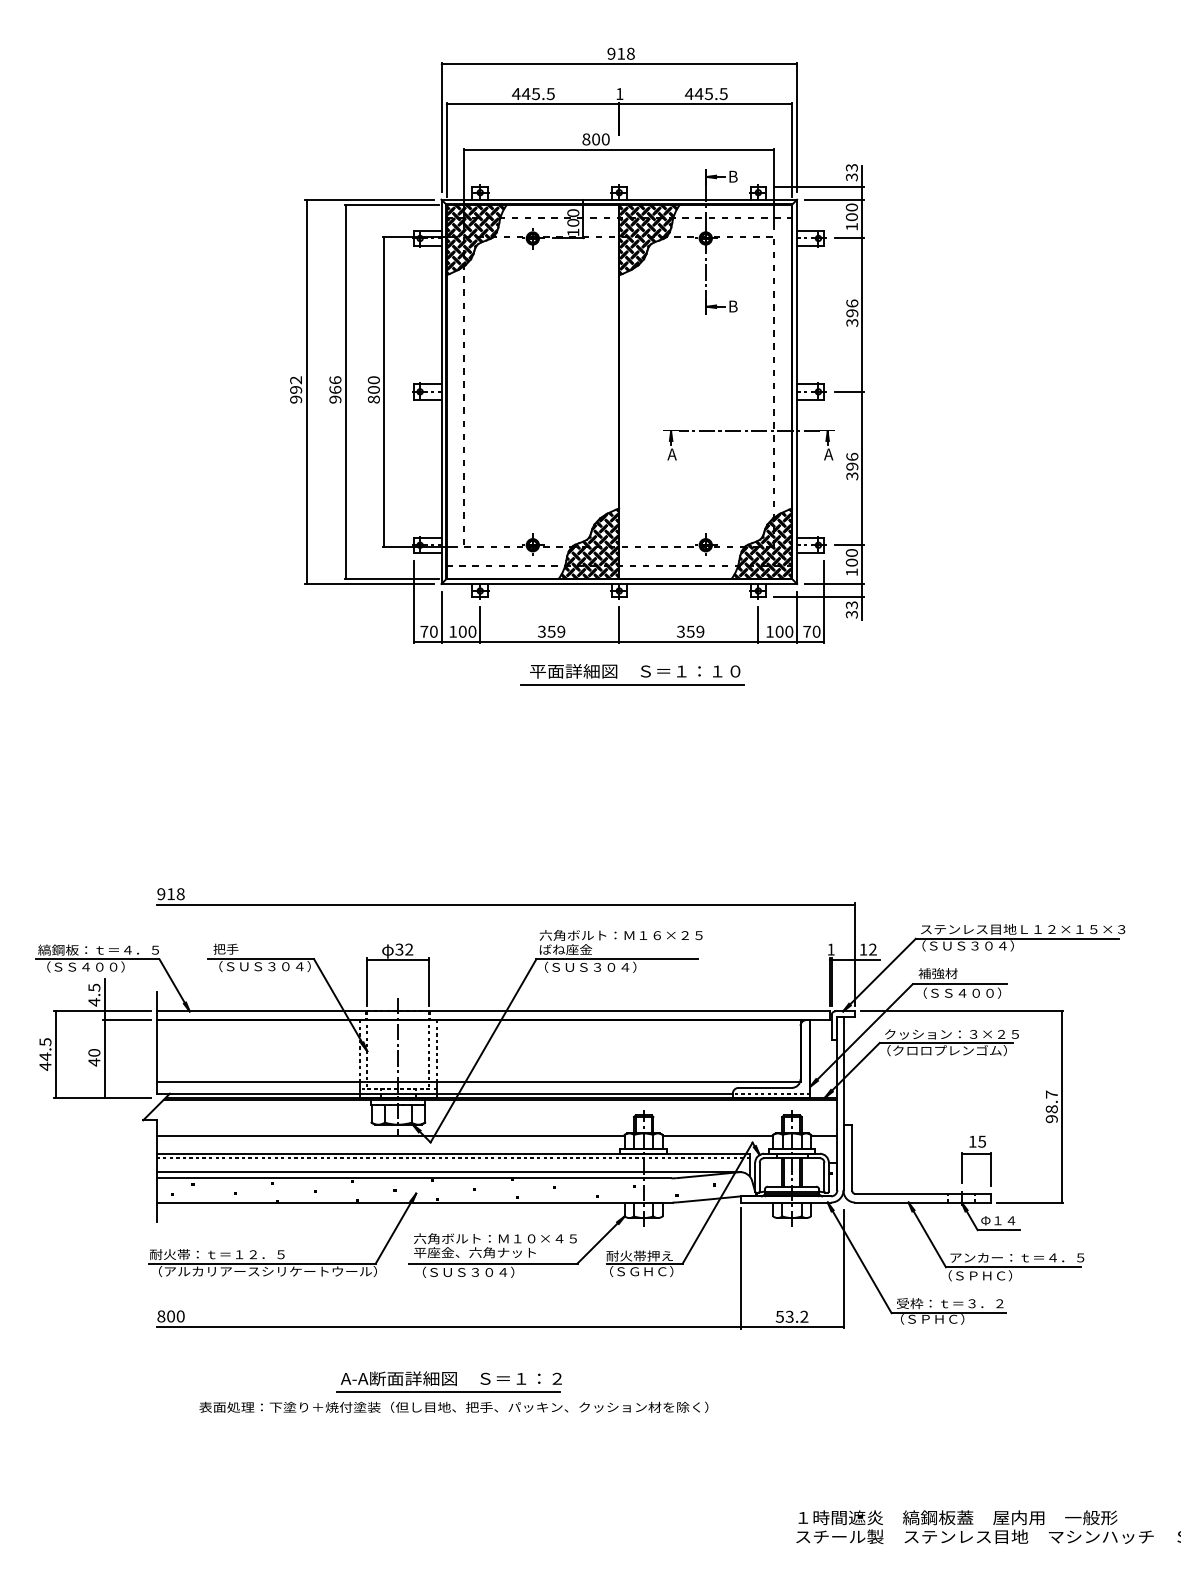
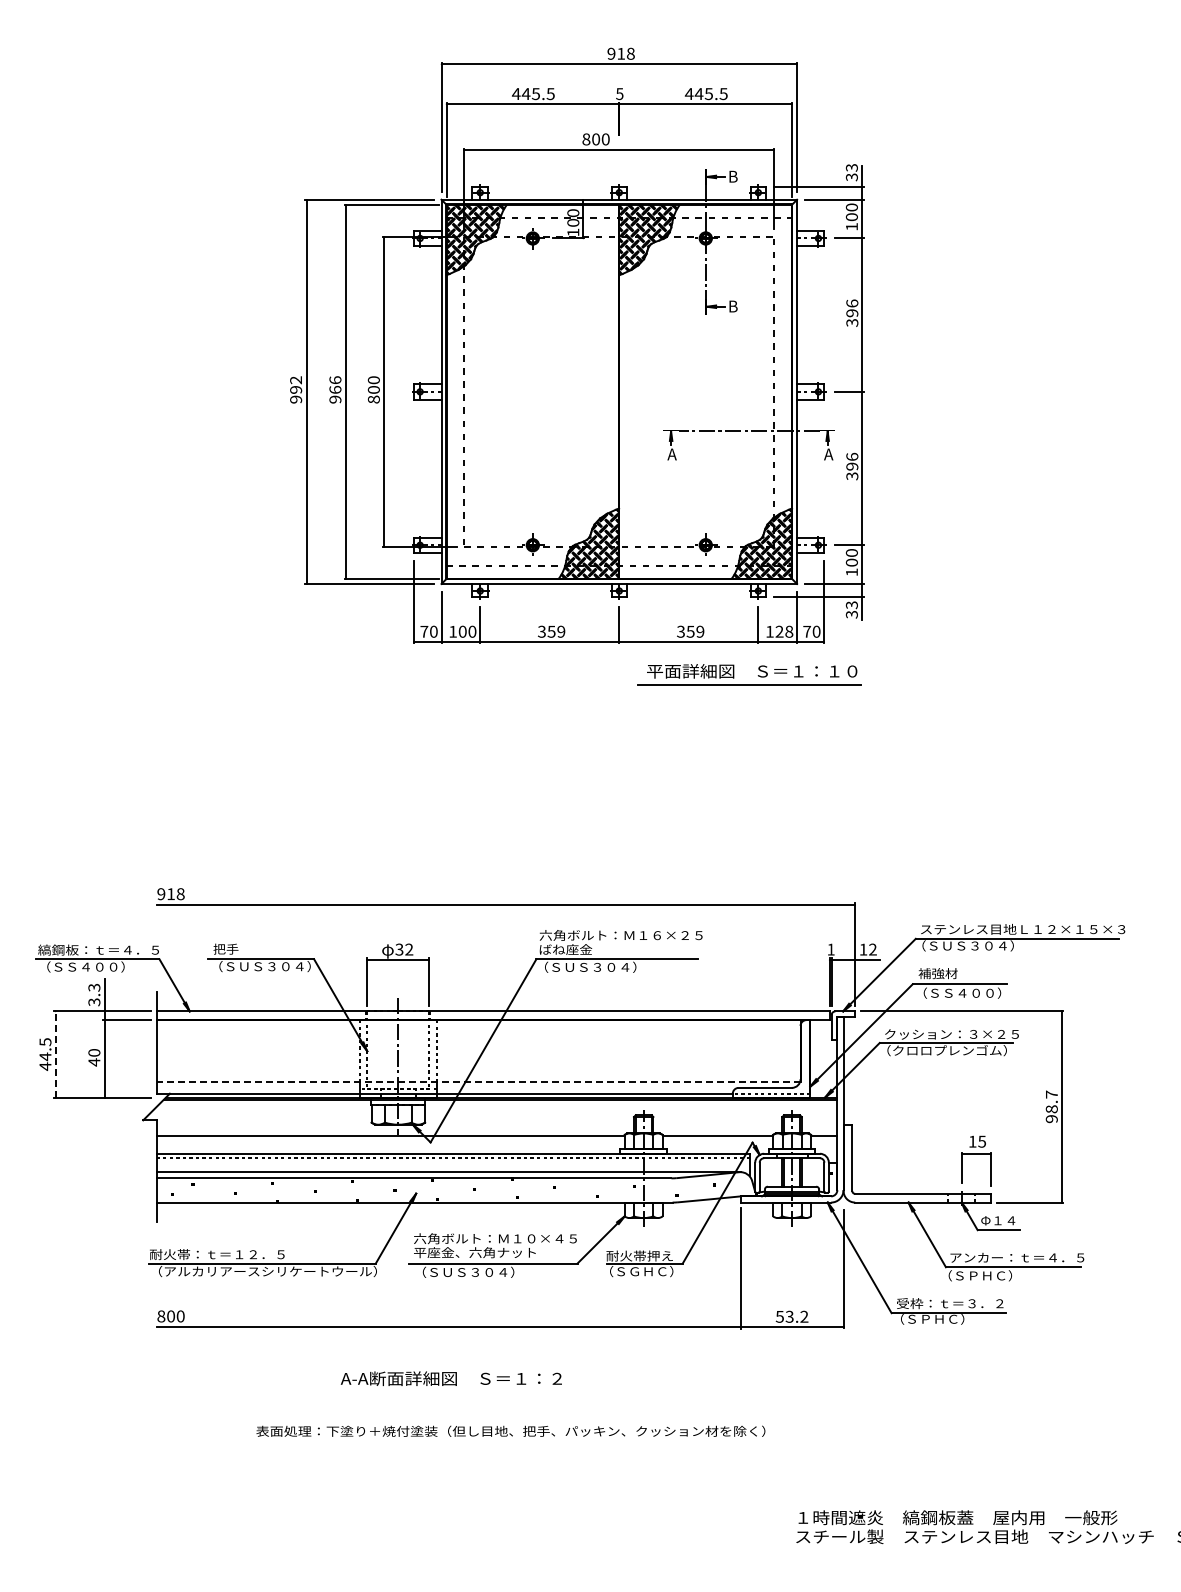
text: 1 -> 5 (619, 94)
text: 100 -> 128 (784, 631)
part position: (640, 675) -> (757, 675) (757, 675)
text: 4.5 -> 3.3 (94, 994)
line: solid -> dashed (55, 1054)
line: solid -> dashed (478, 1082)
line: present -> none (448, 1391)
text position: (453, 1406) -> (510, 1430) (510, 1430)
